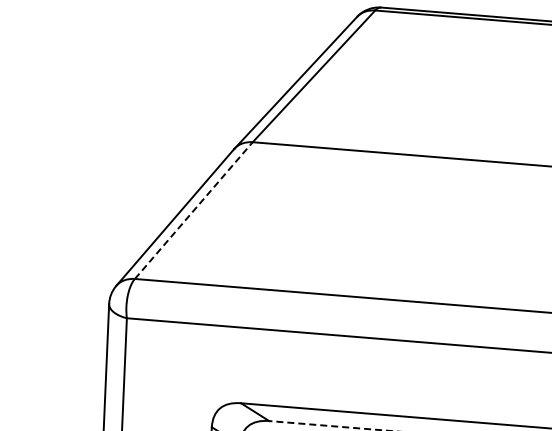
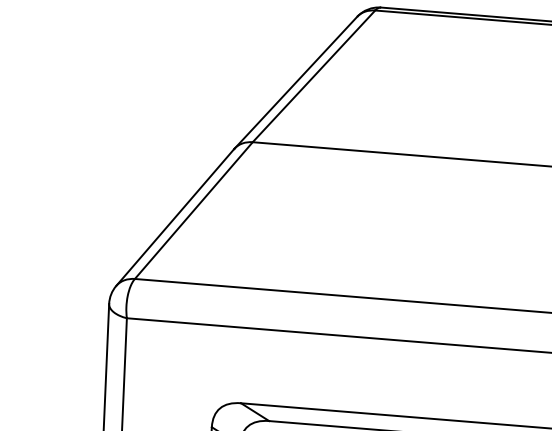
line: dashed -> solid (194, 210)
line: dashed -> solid (329, 426)
